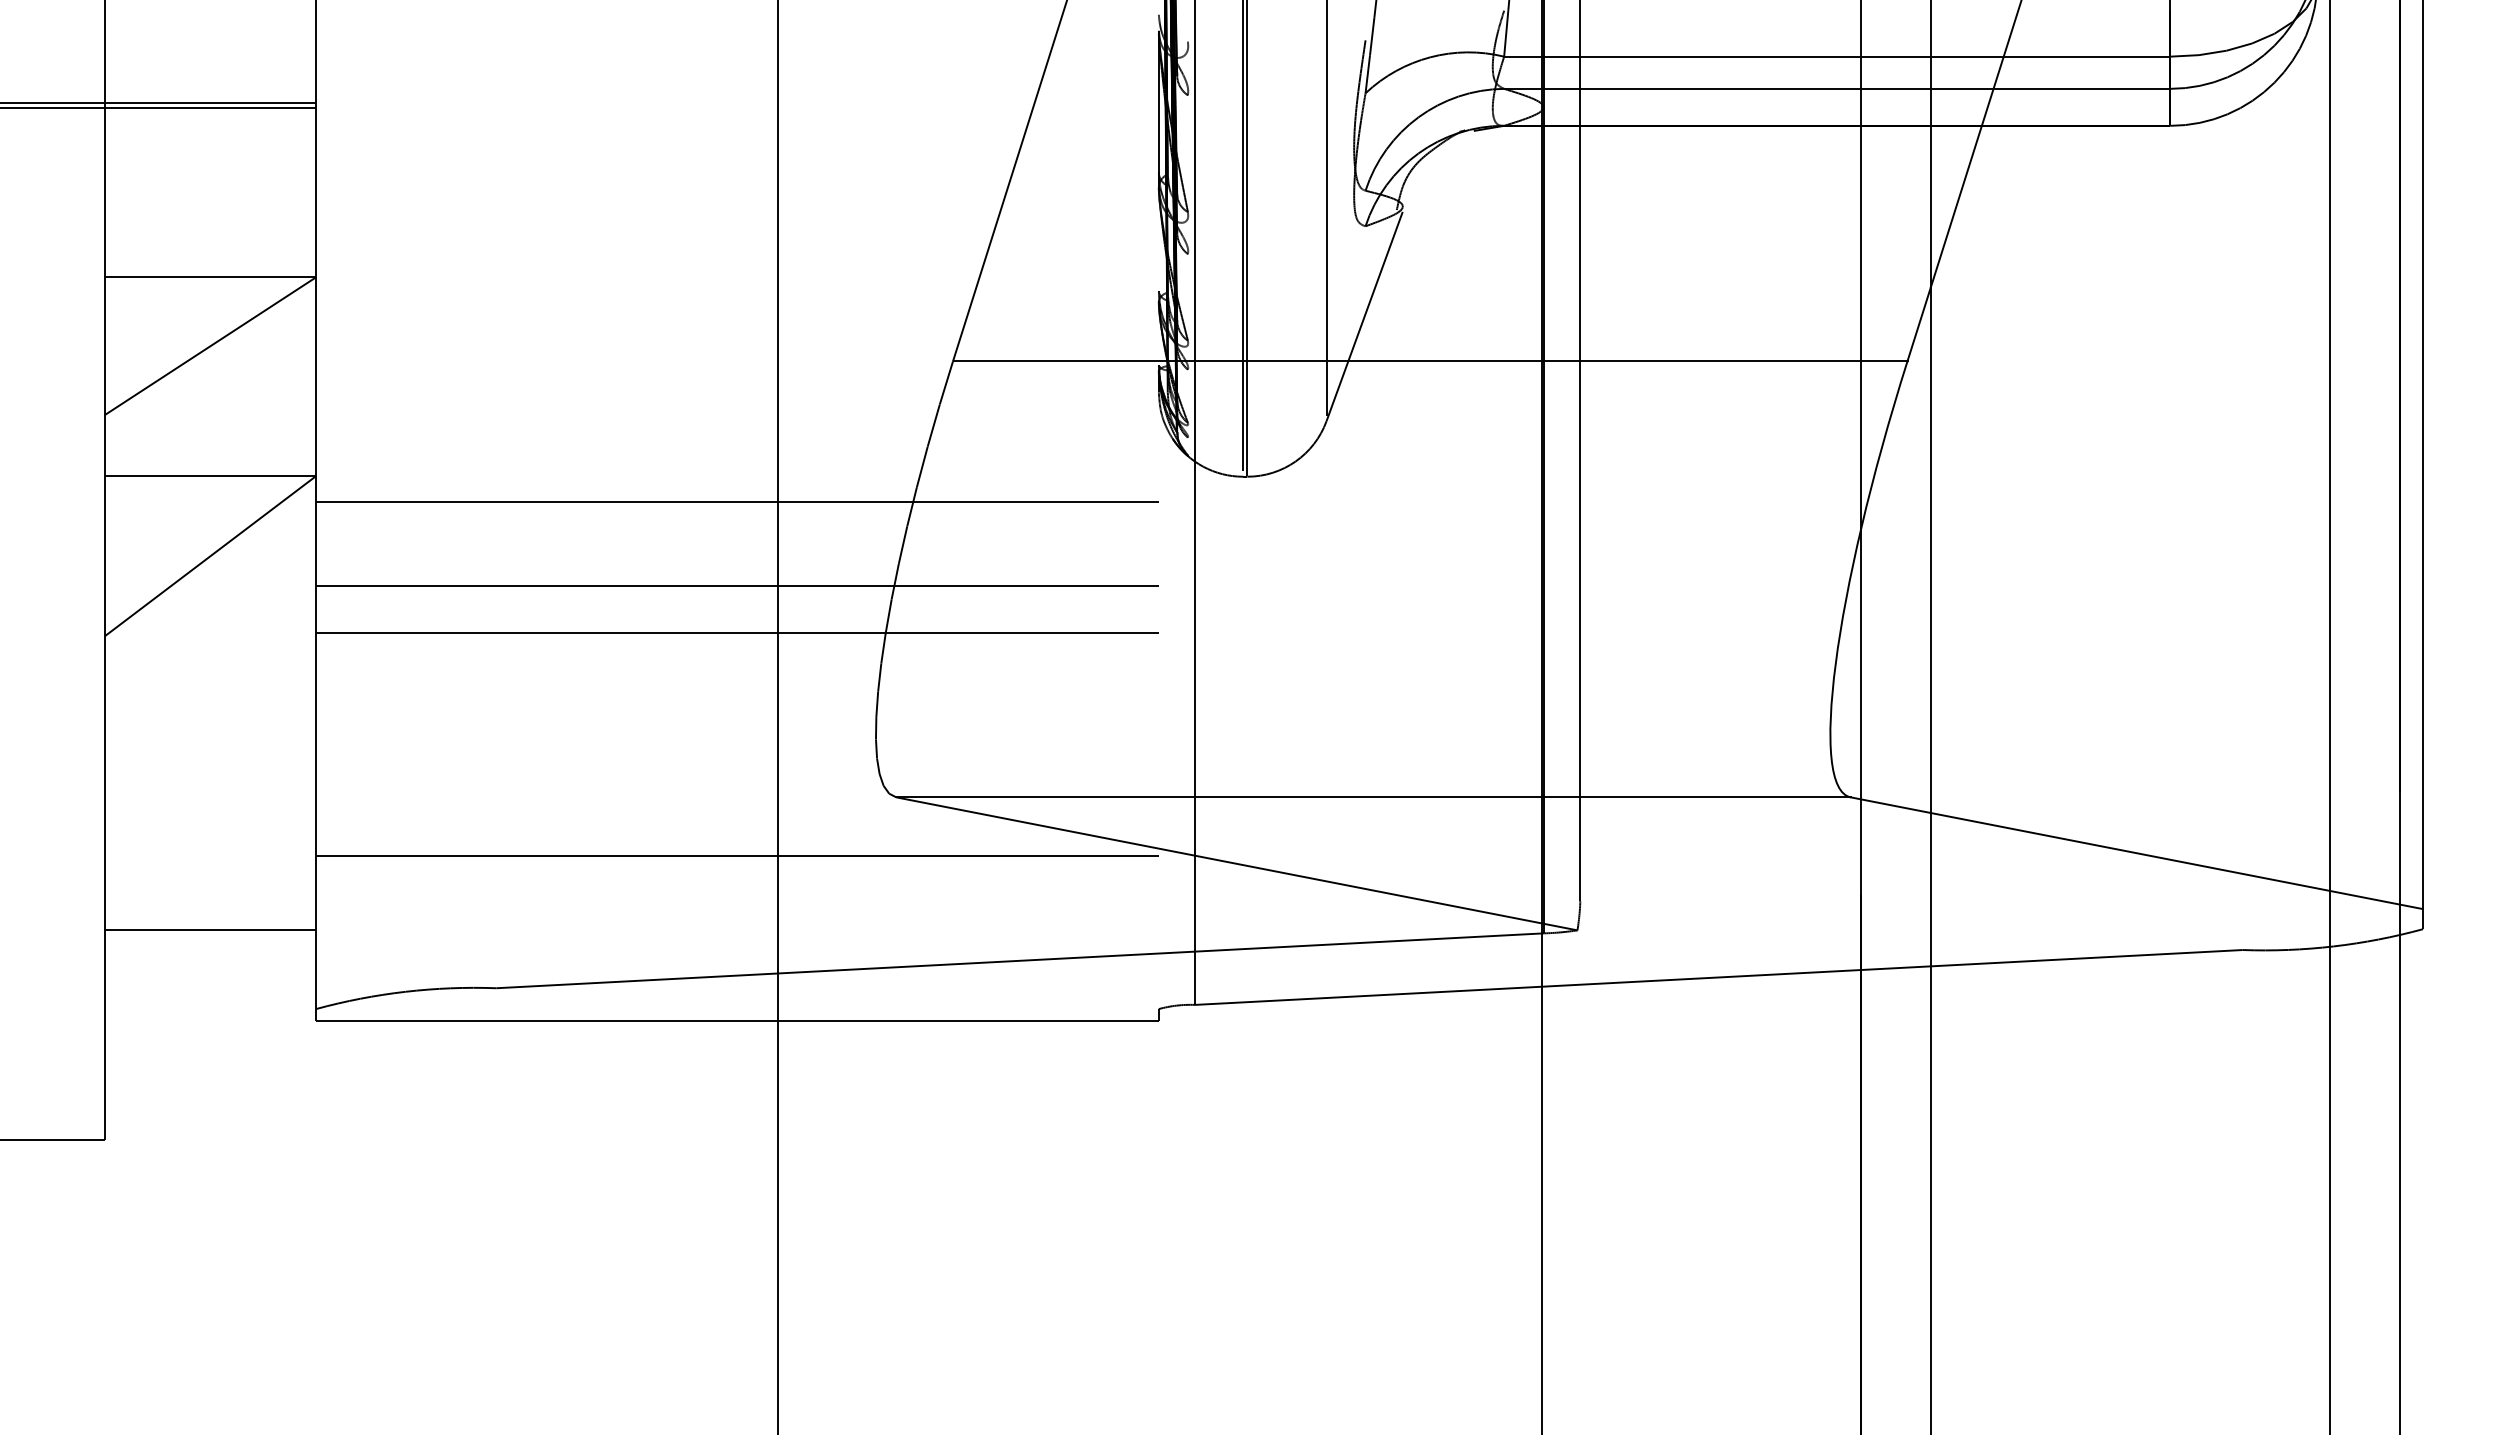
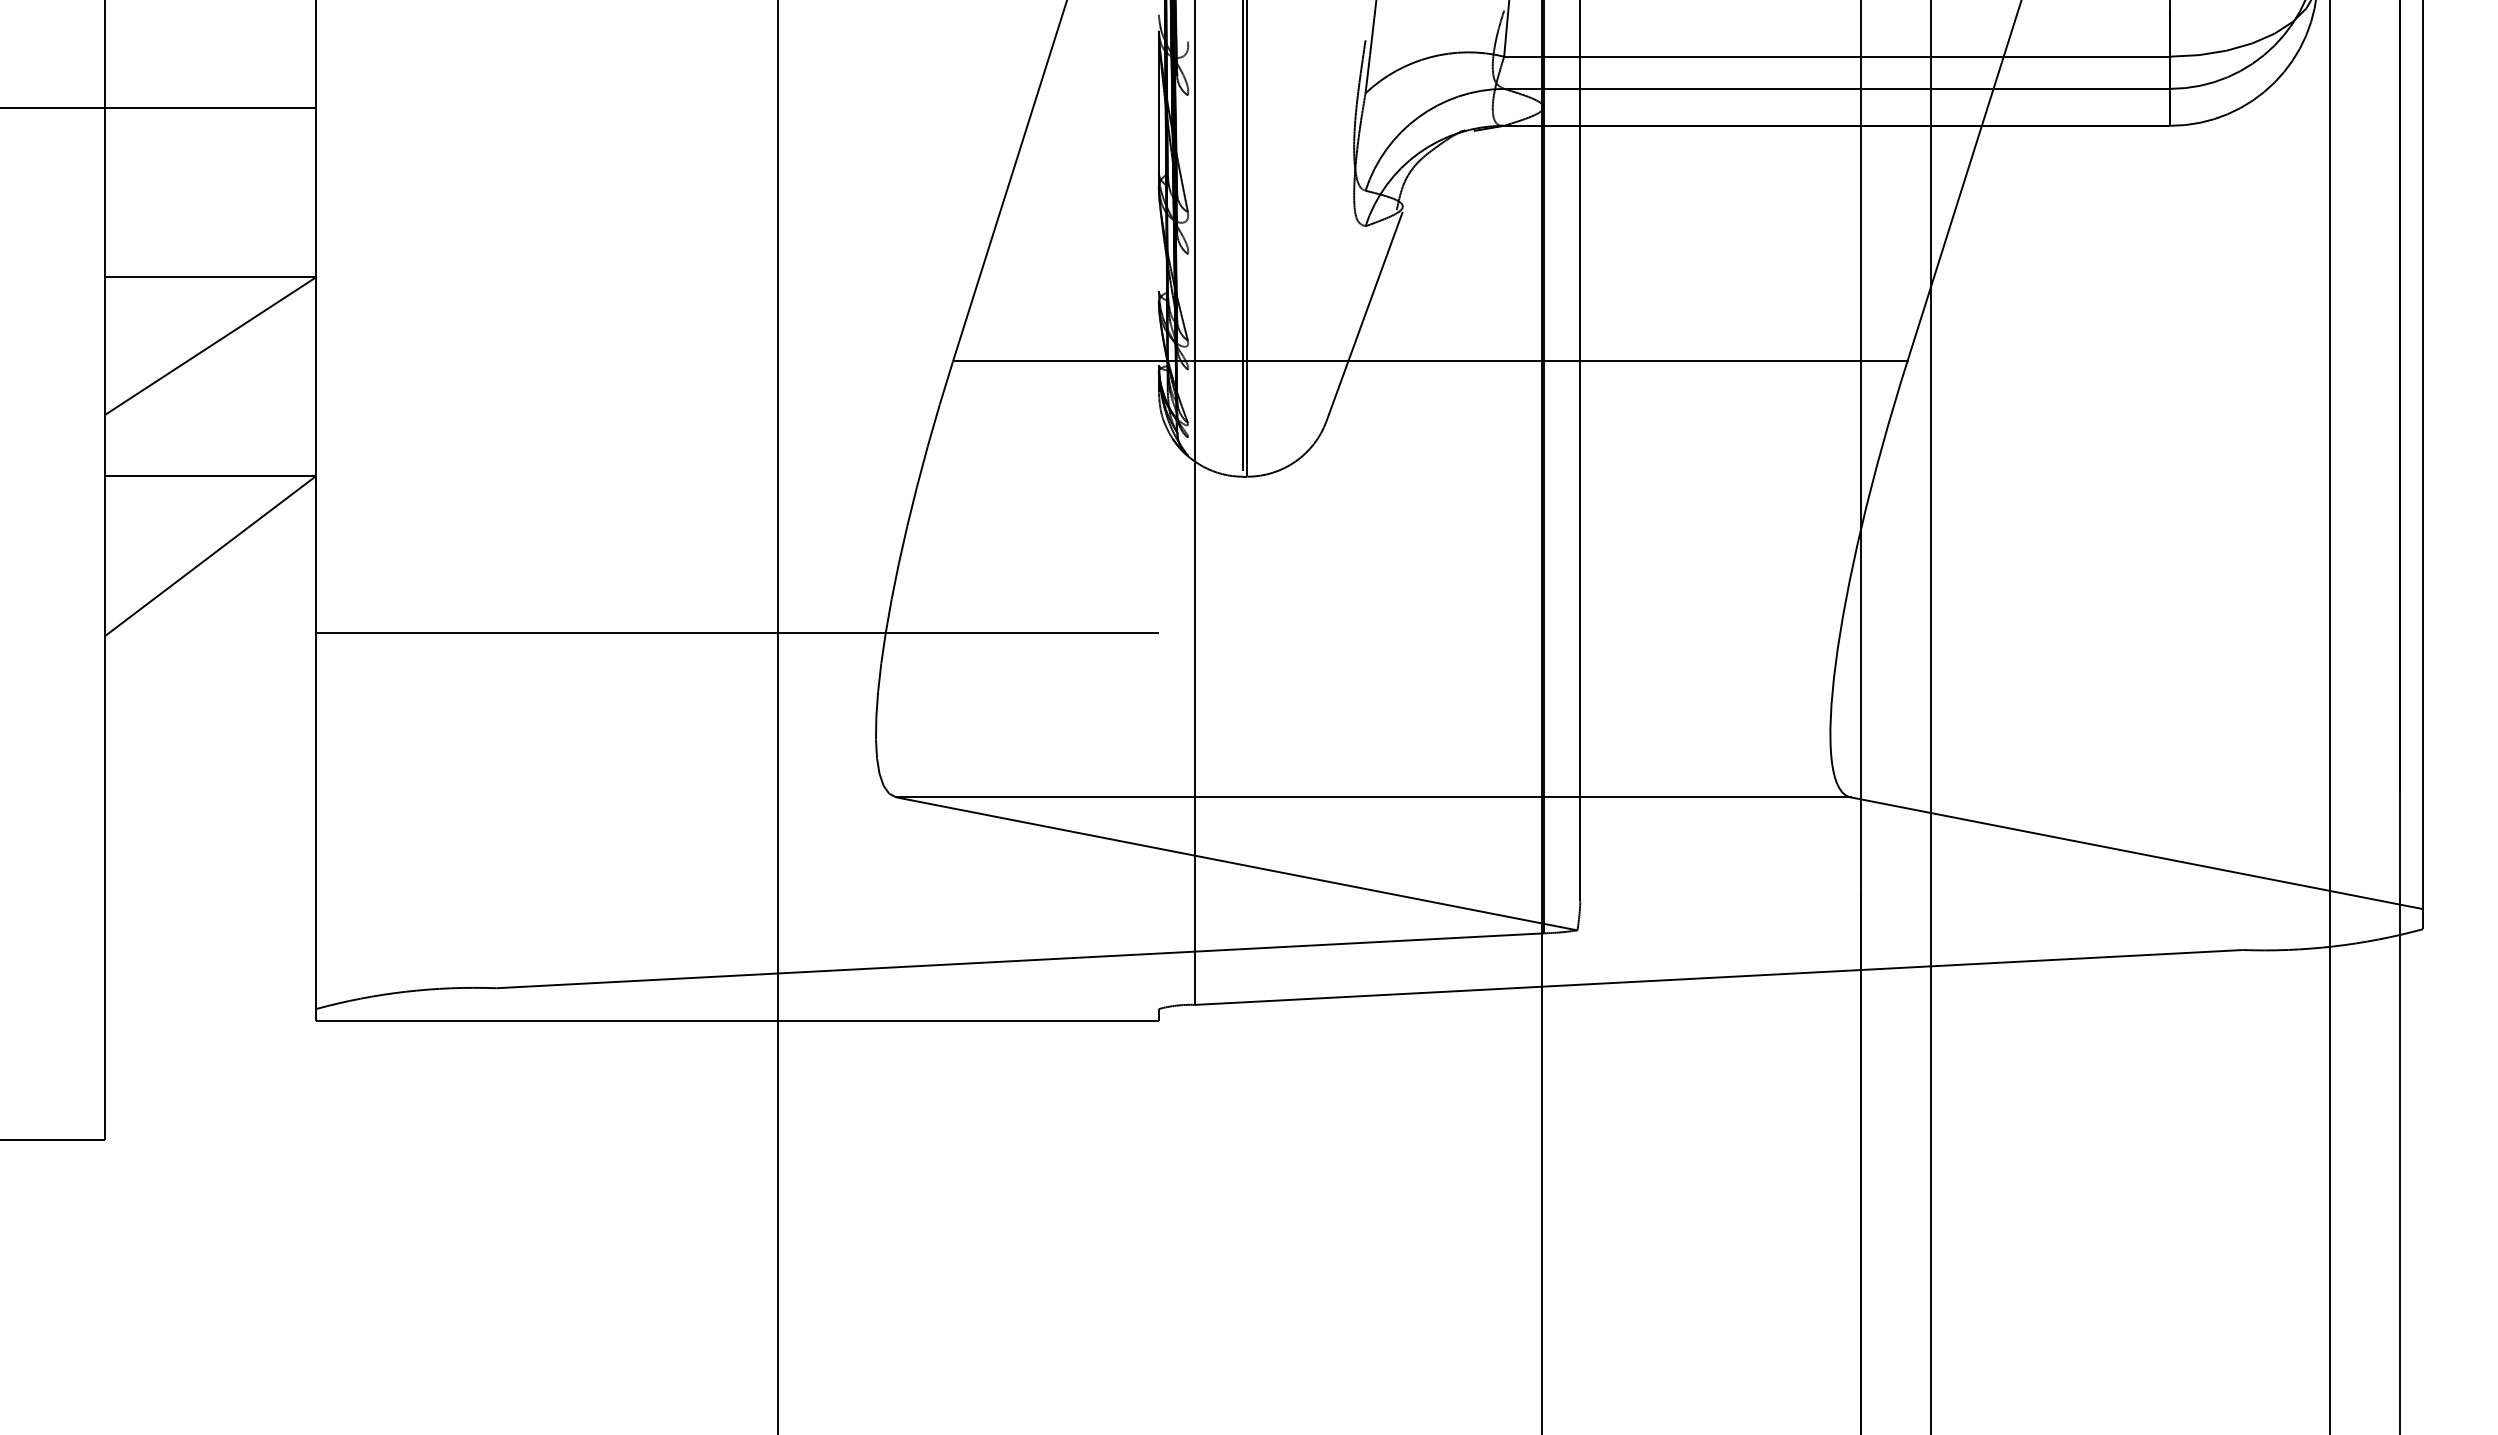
line: present -> none (159, 102)
line: present -> none (1326, 209)
line: present -> none (737, 502)
line: present -> none (737, 585)
line: present -> none (737, 855)
line: present -> none (210, 929)
